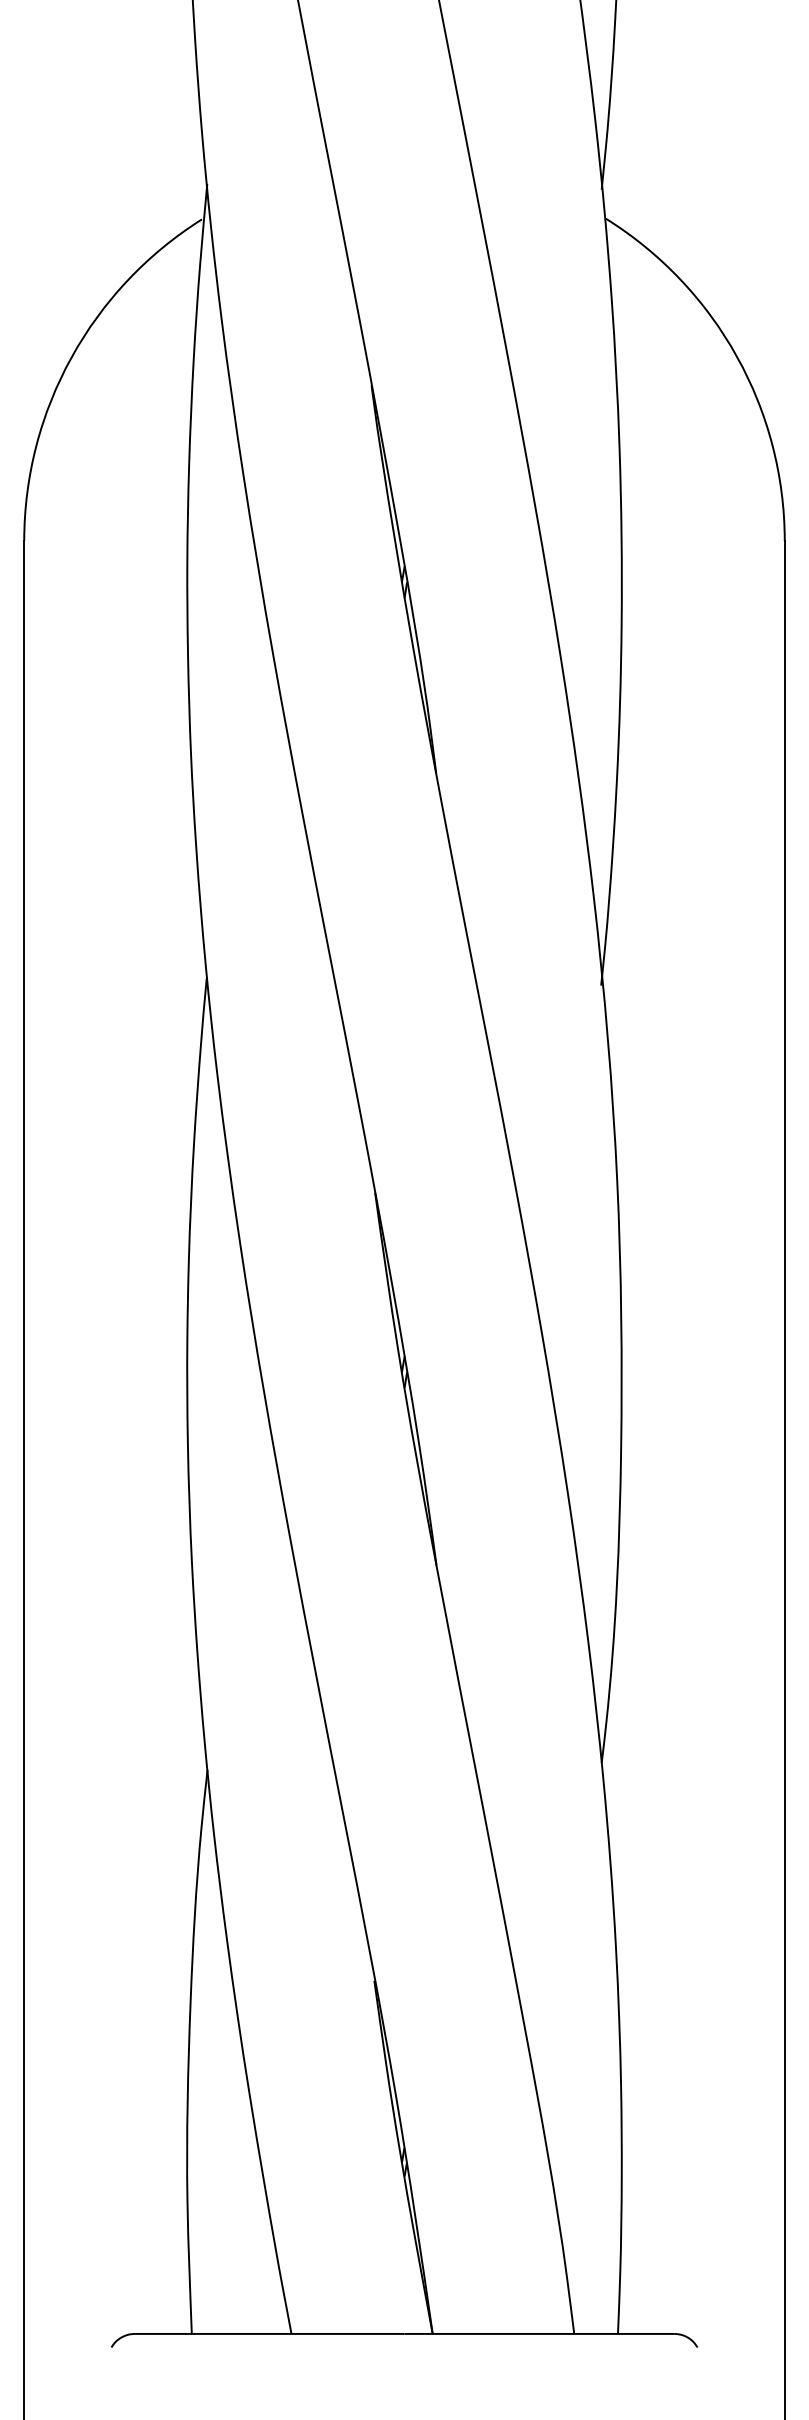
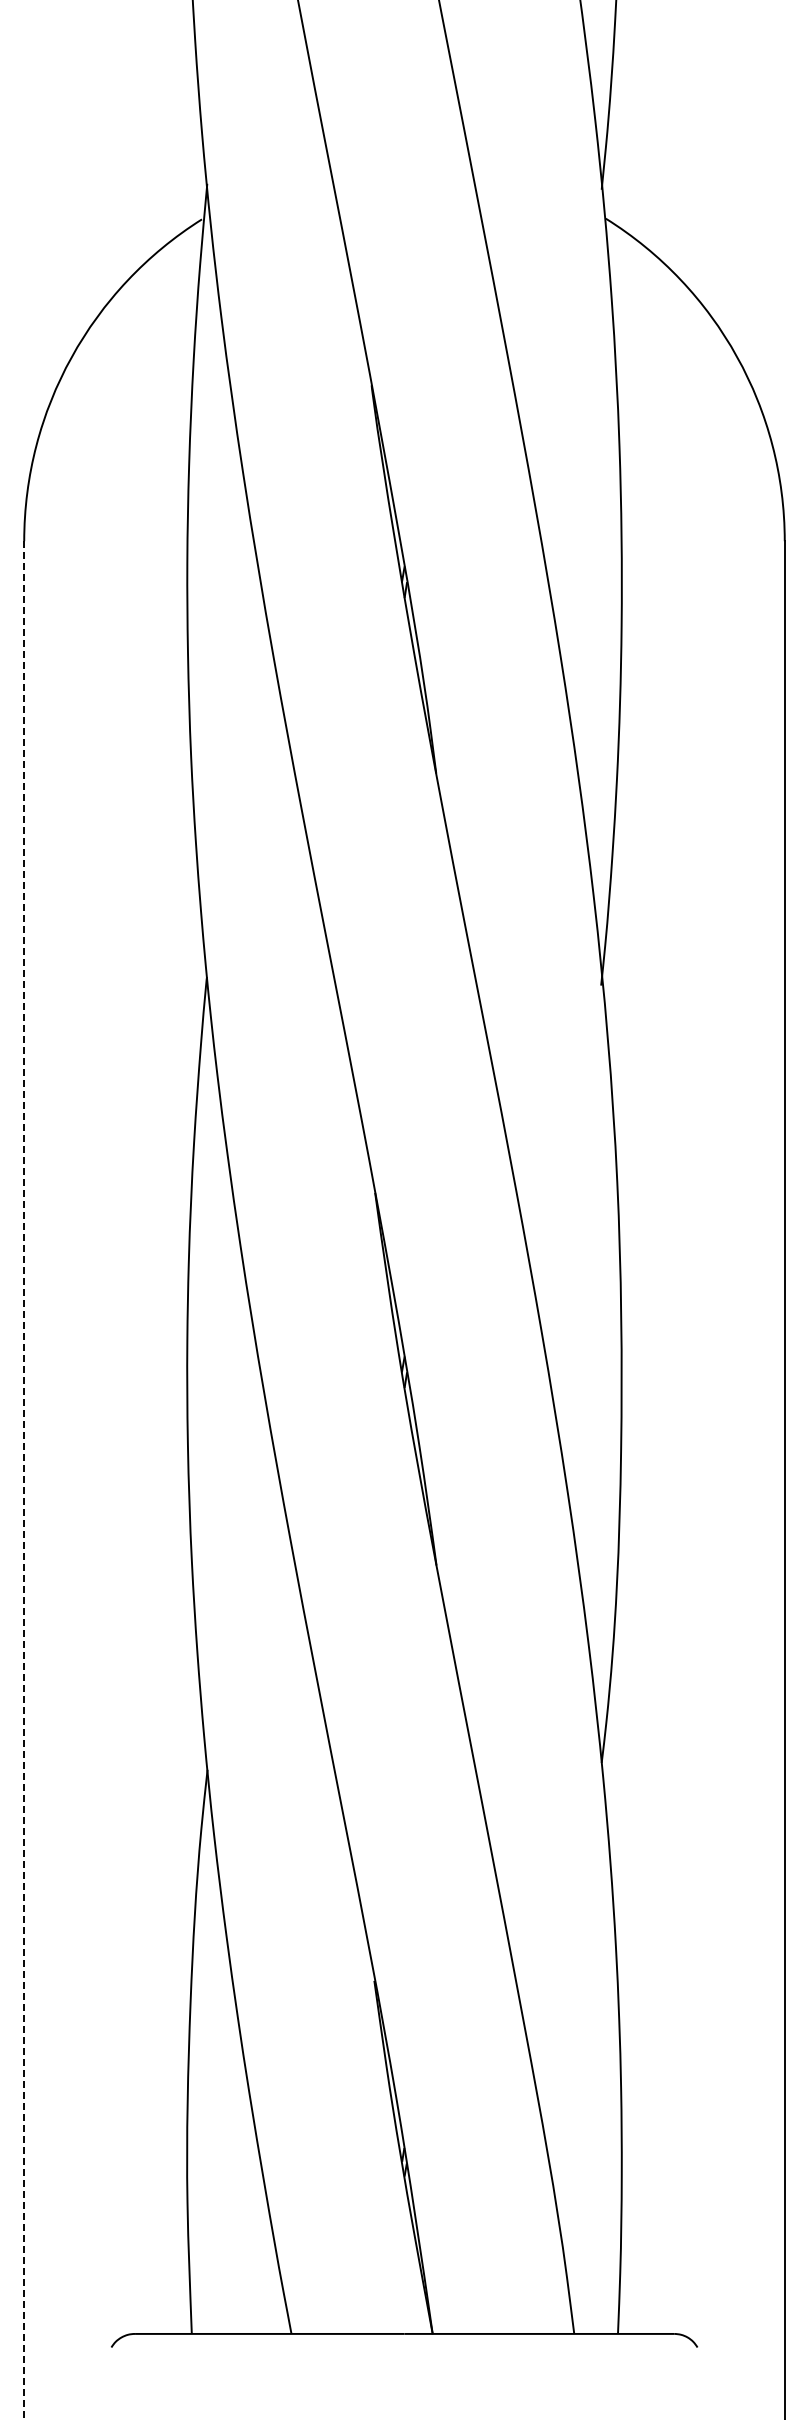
line: solid -> dashed (24, 1481)
